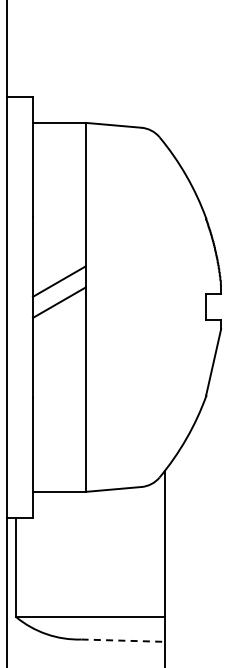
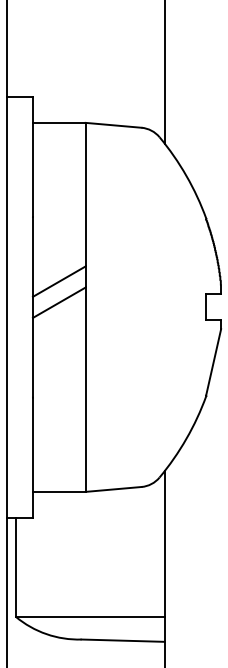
line: none -> present (164, 72)
line: dashed -> solid (123, 640)
